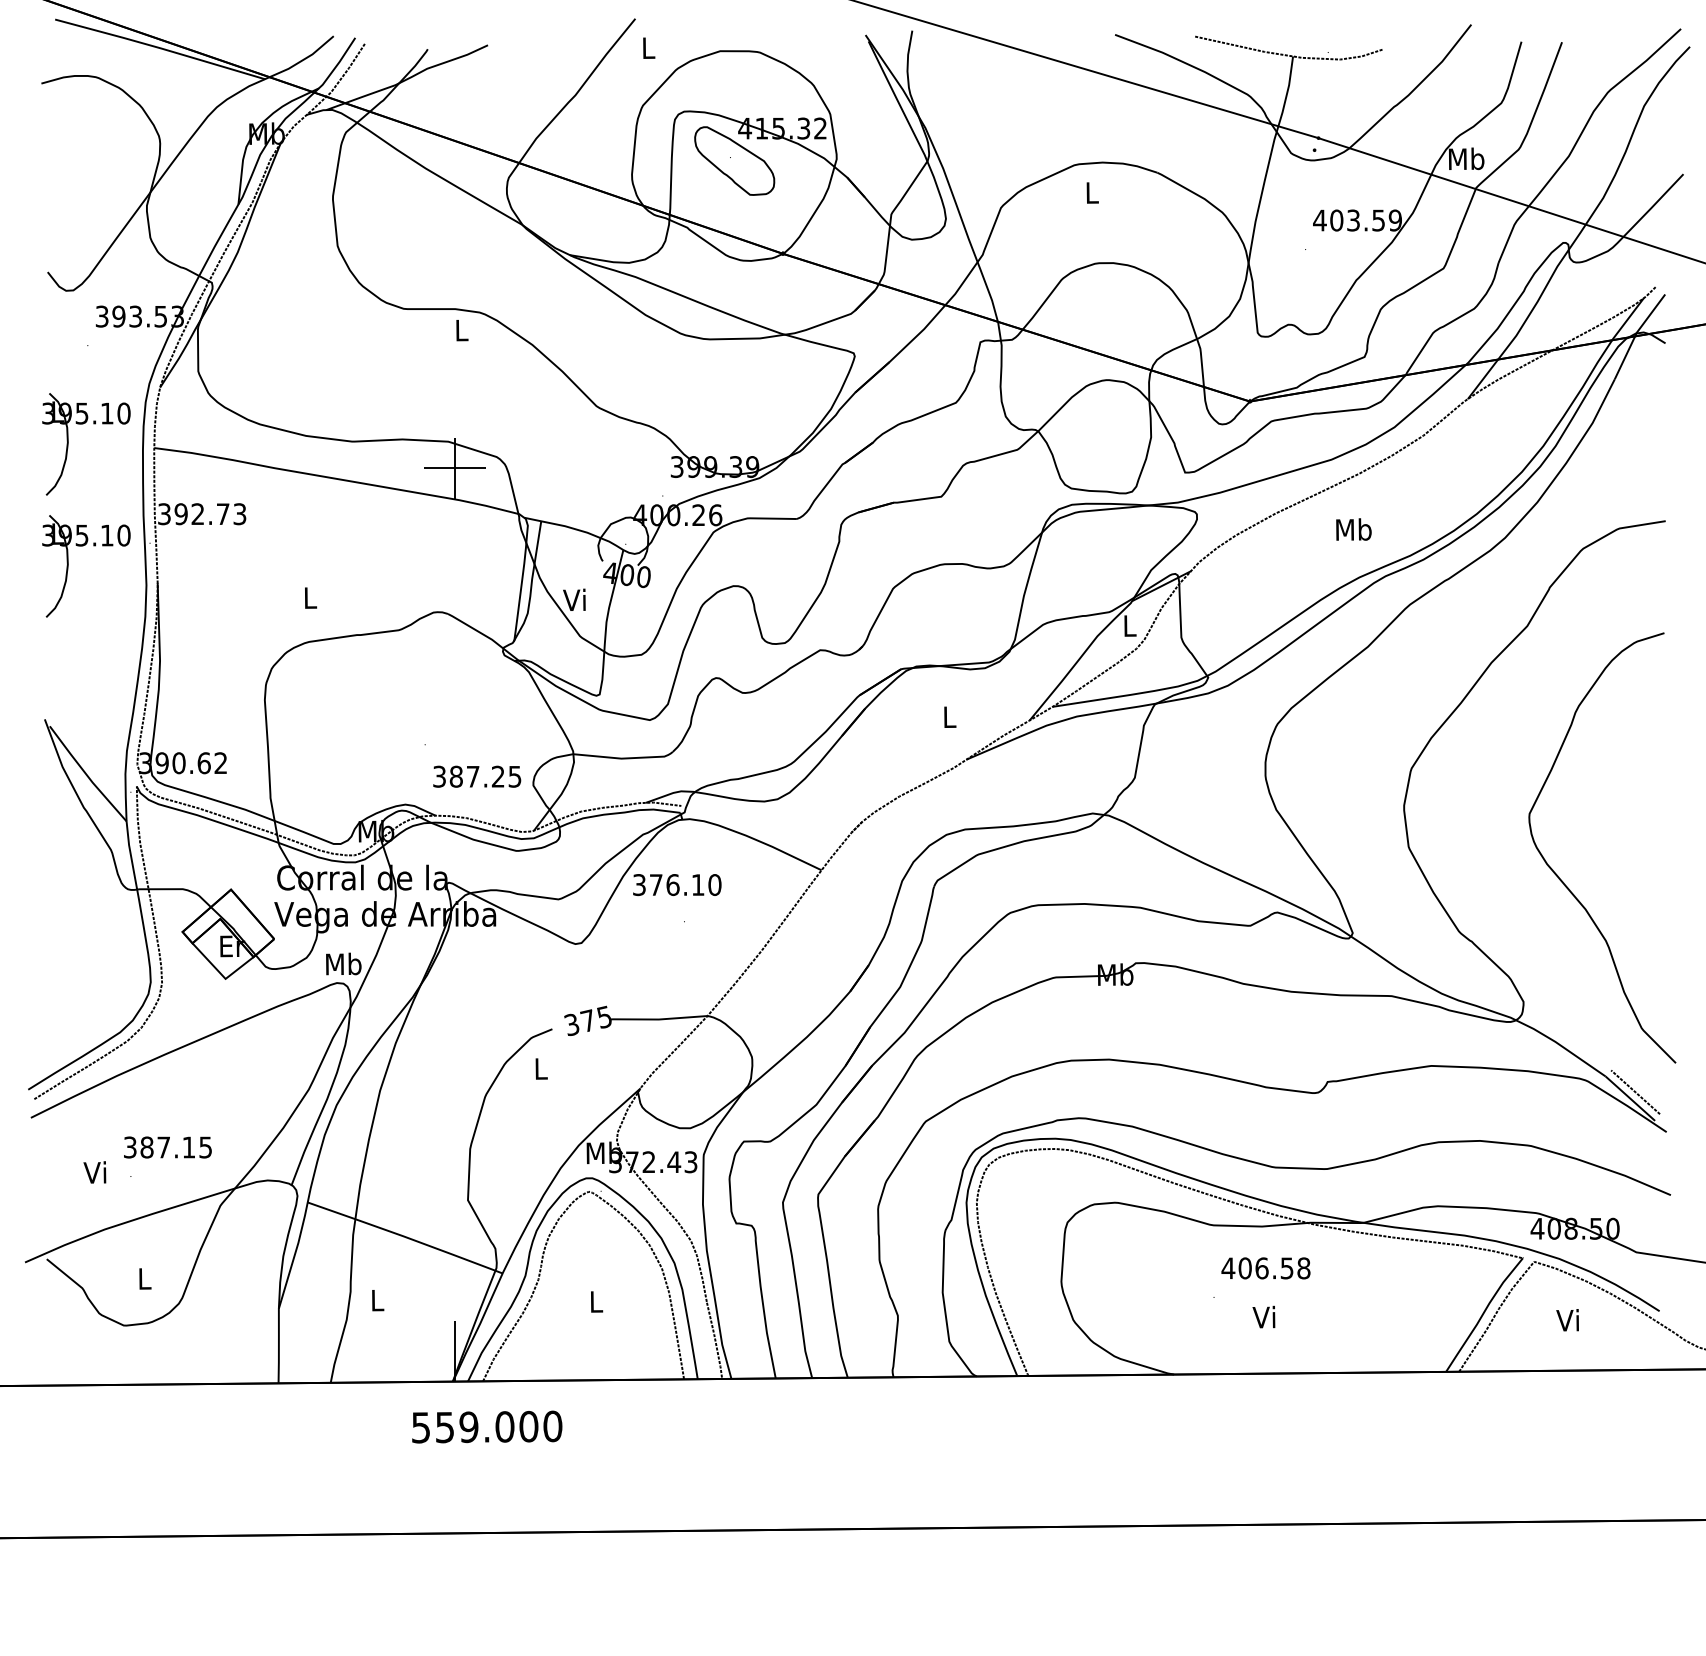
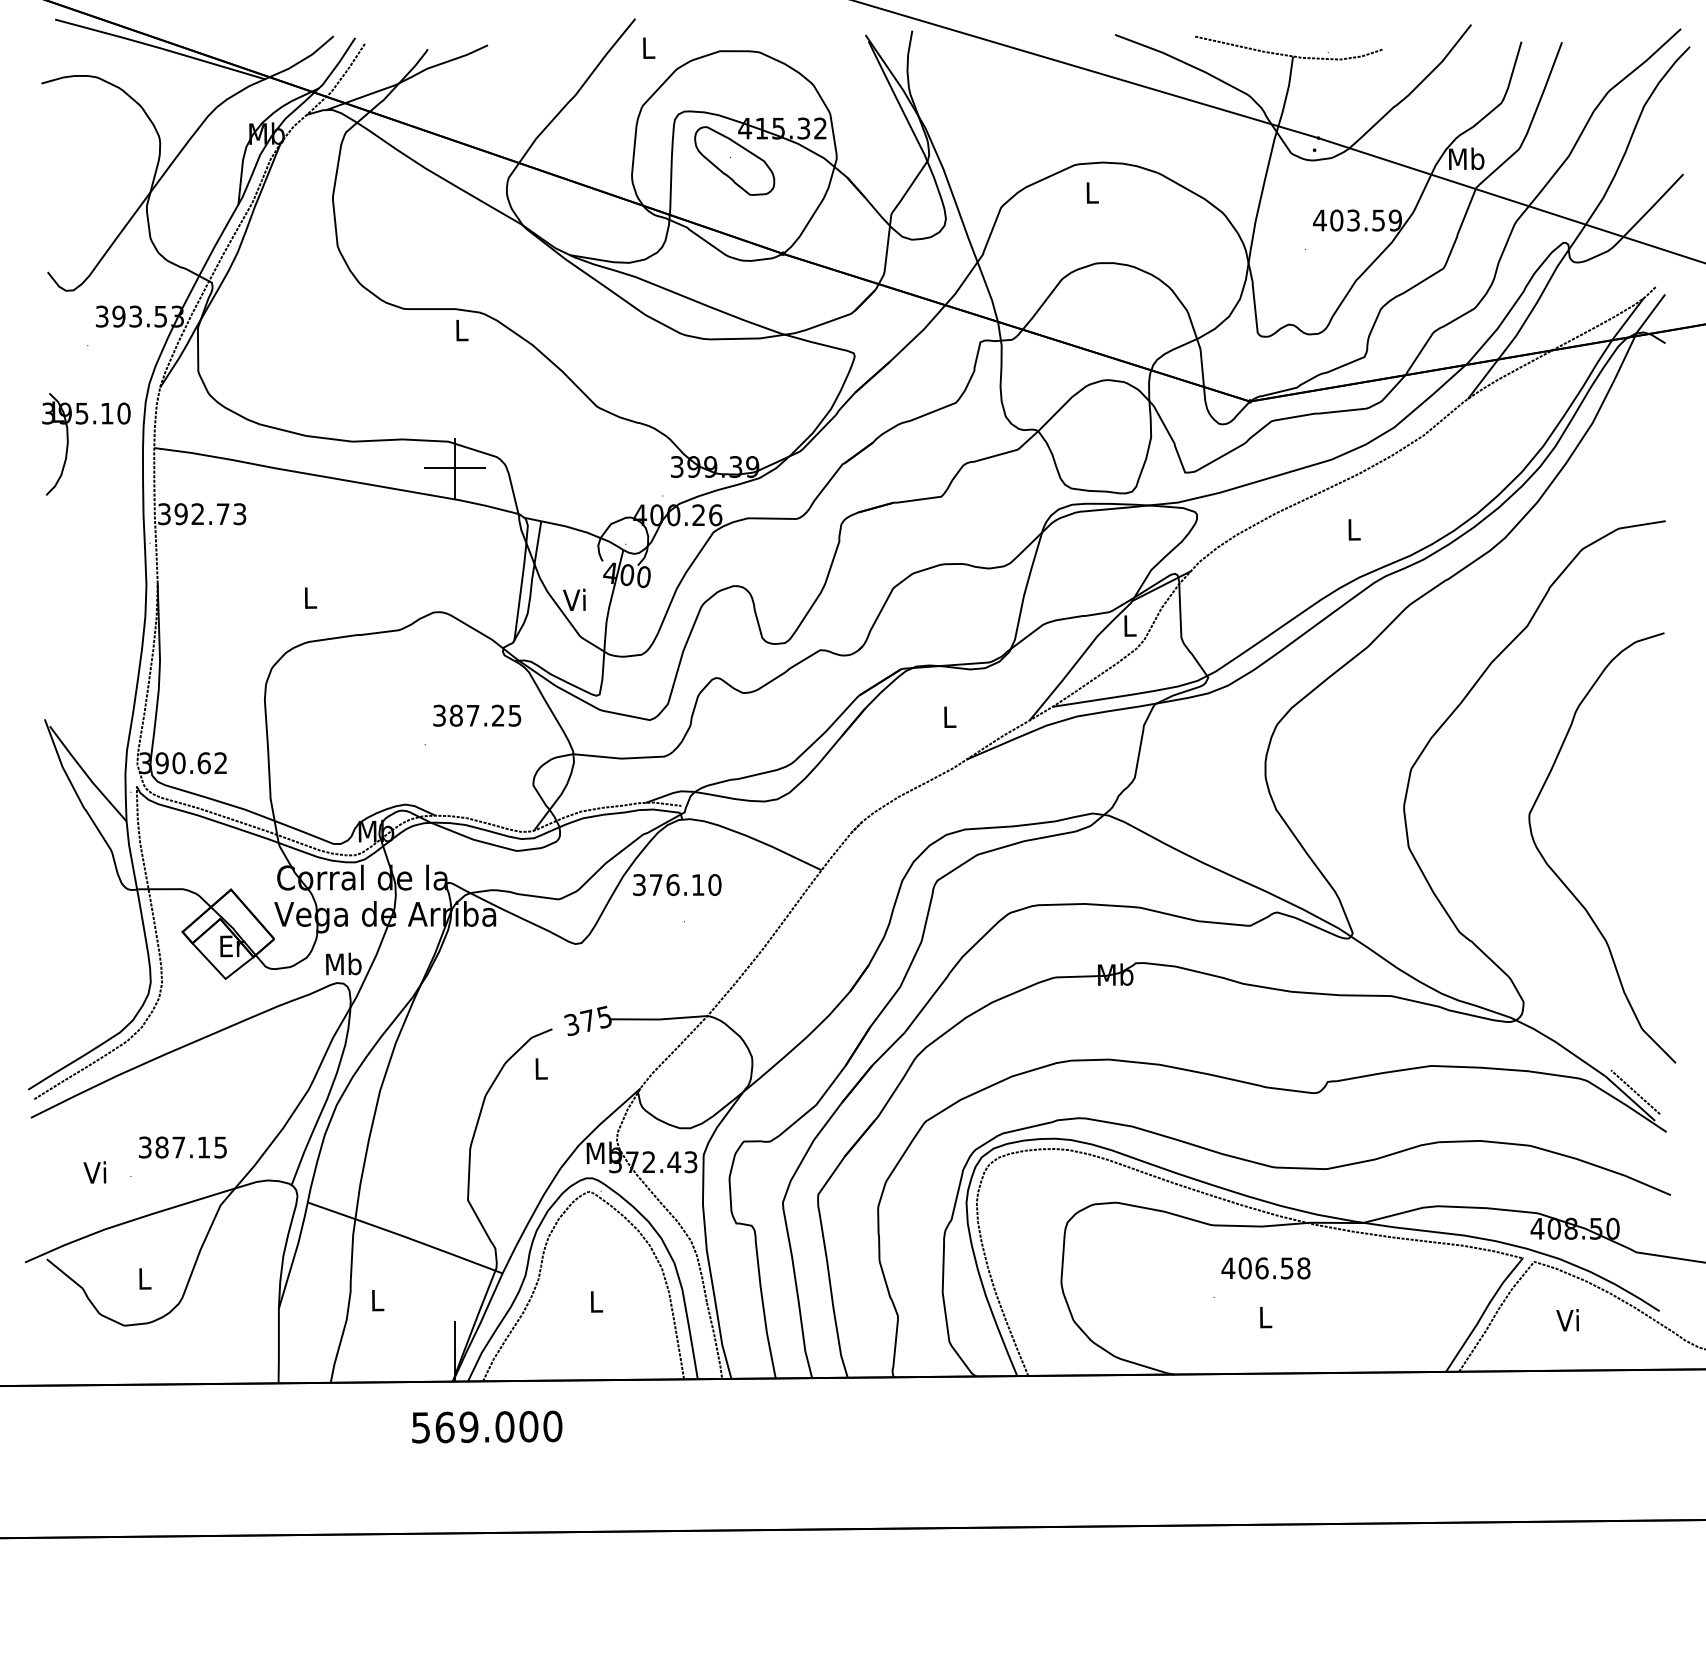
text: Mb -> L (1353, 529)
part: present -> none (68, 566)
text position: (477, 776) -> (477, 715) (477, 715)
text position: (167, 1147) -> (182, 1147) (182, 1147)
text: Vi -> L (1263, 1316)
text: 559.000 -> 569.000 (444, 1427)
